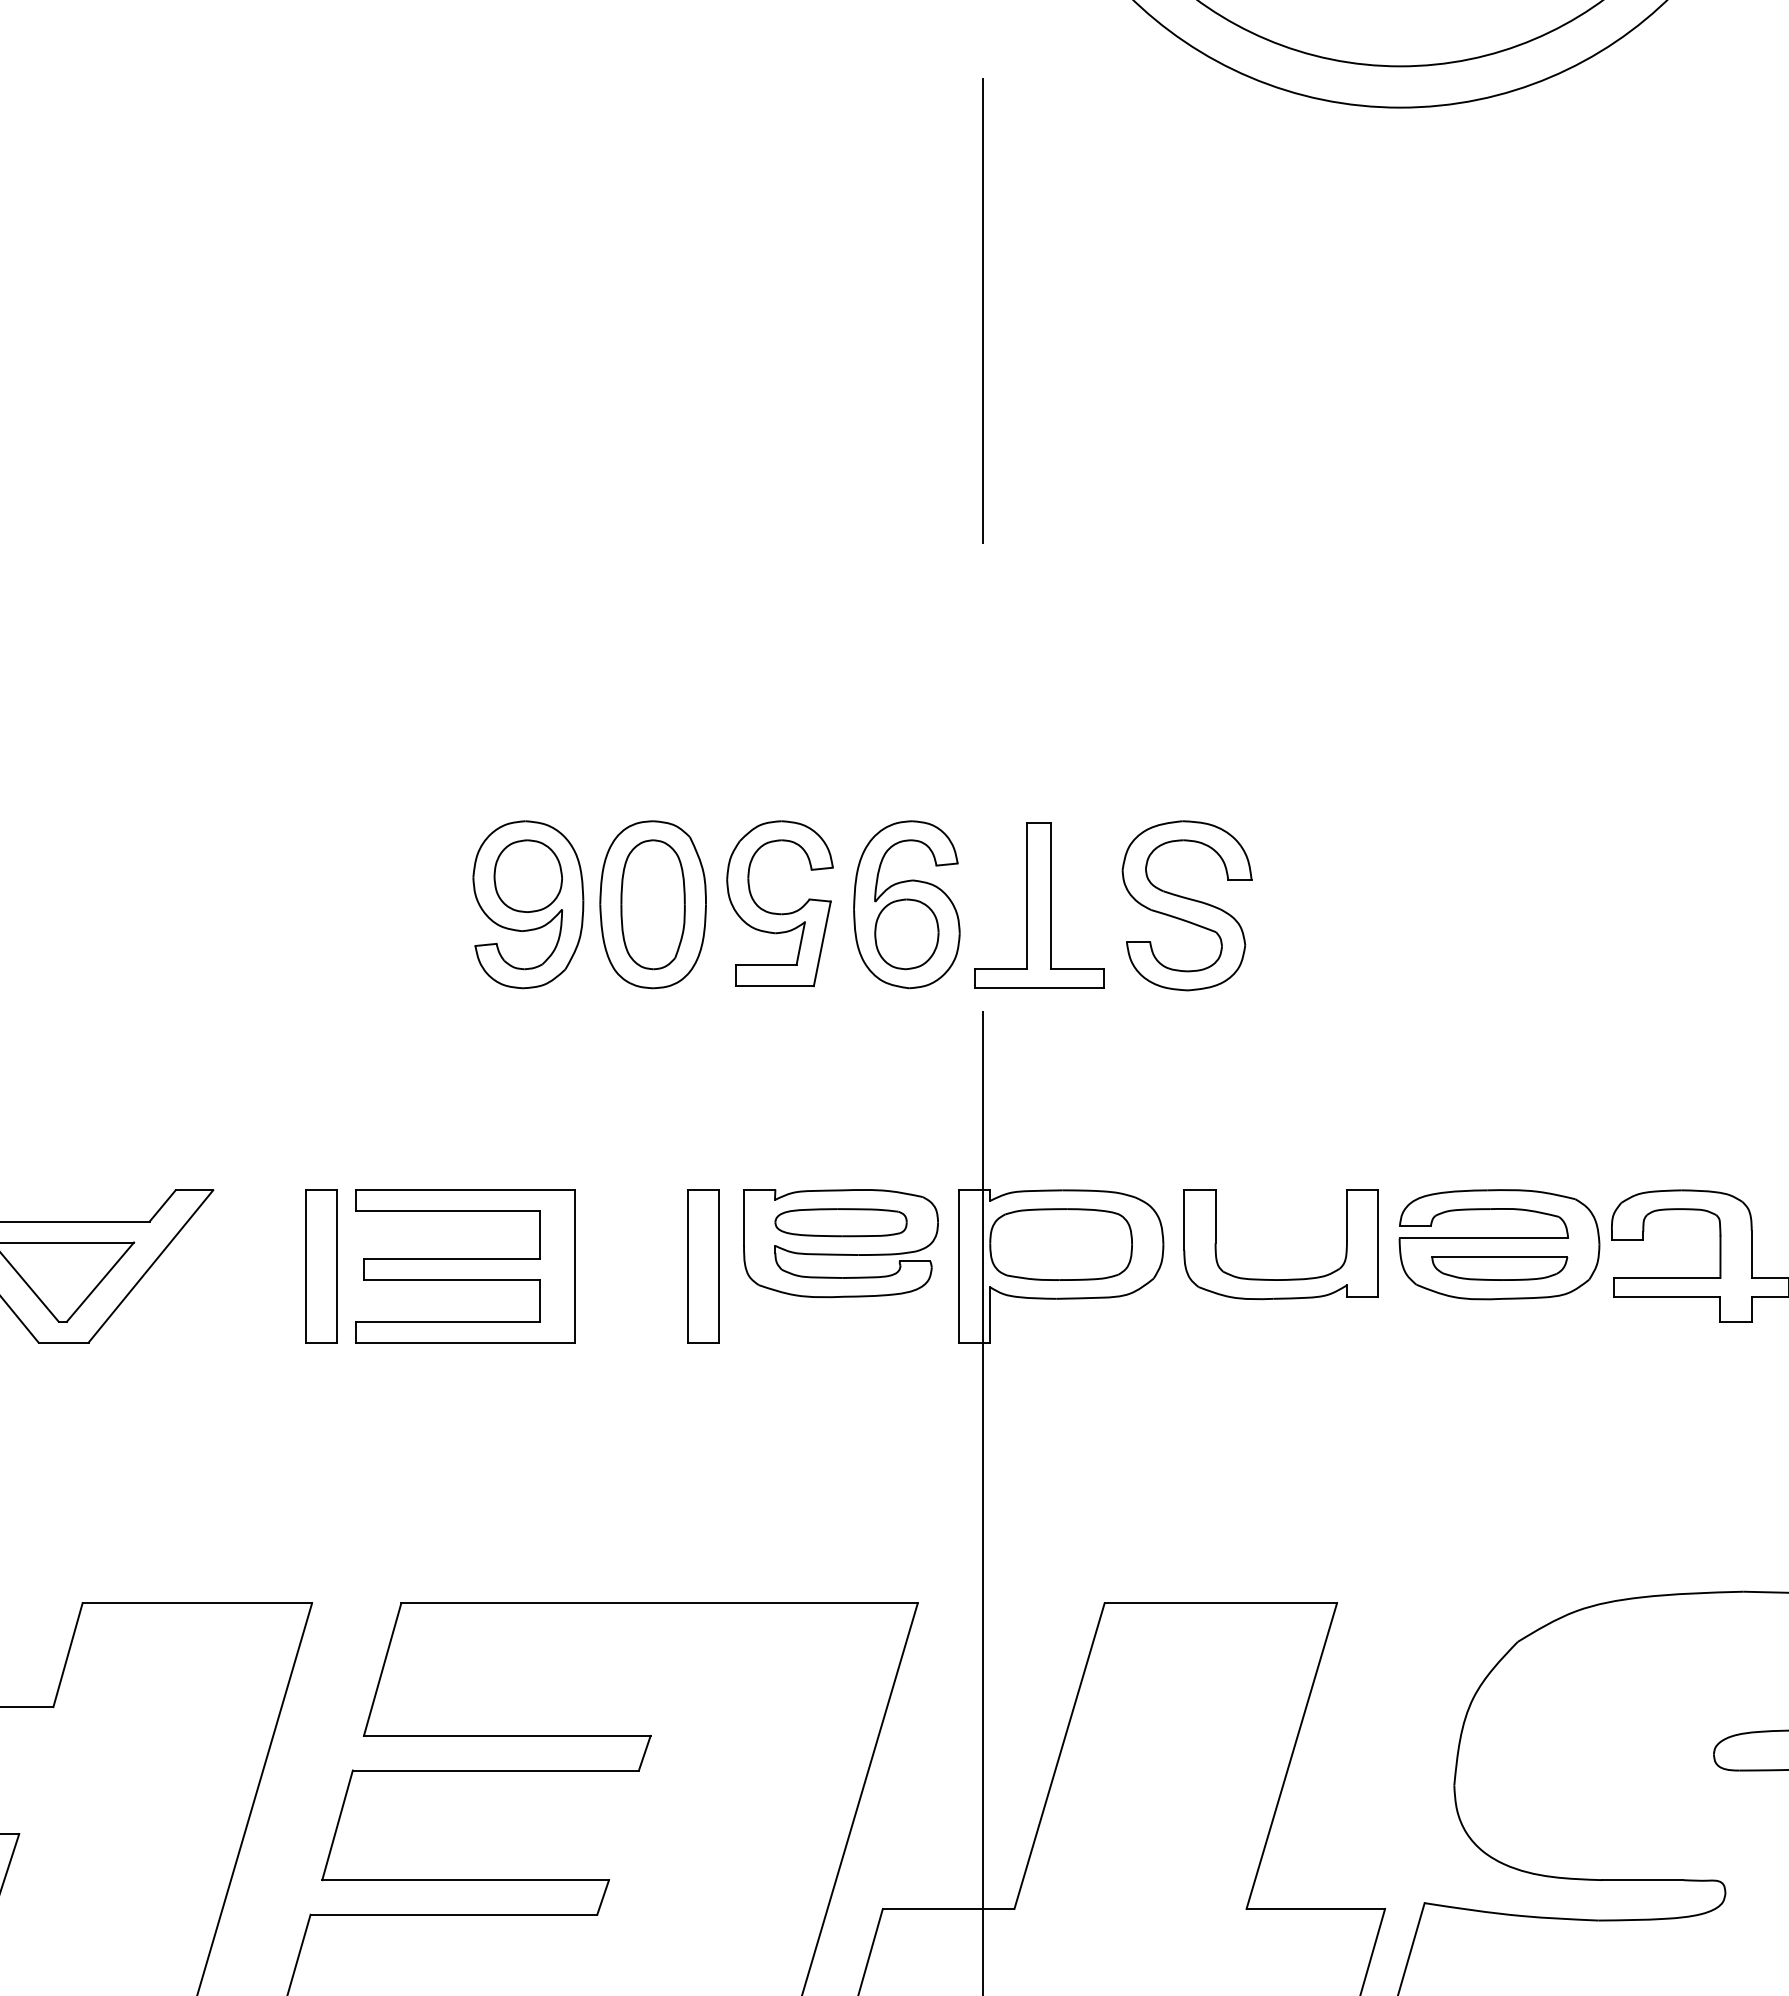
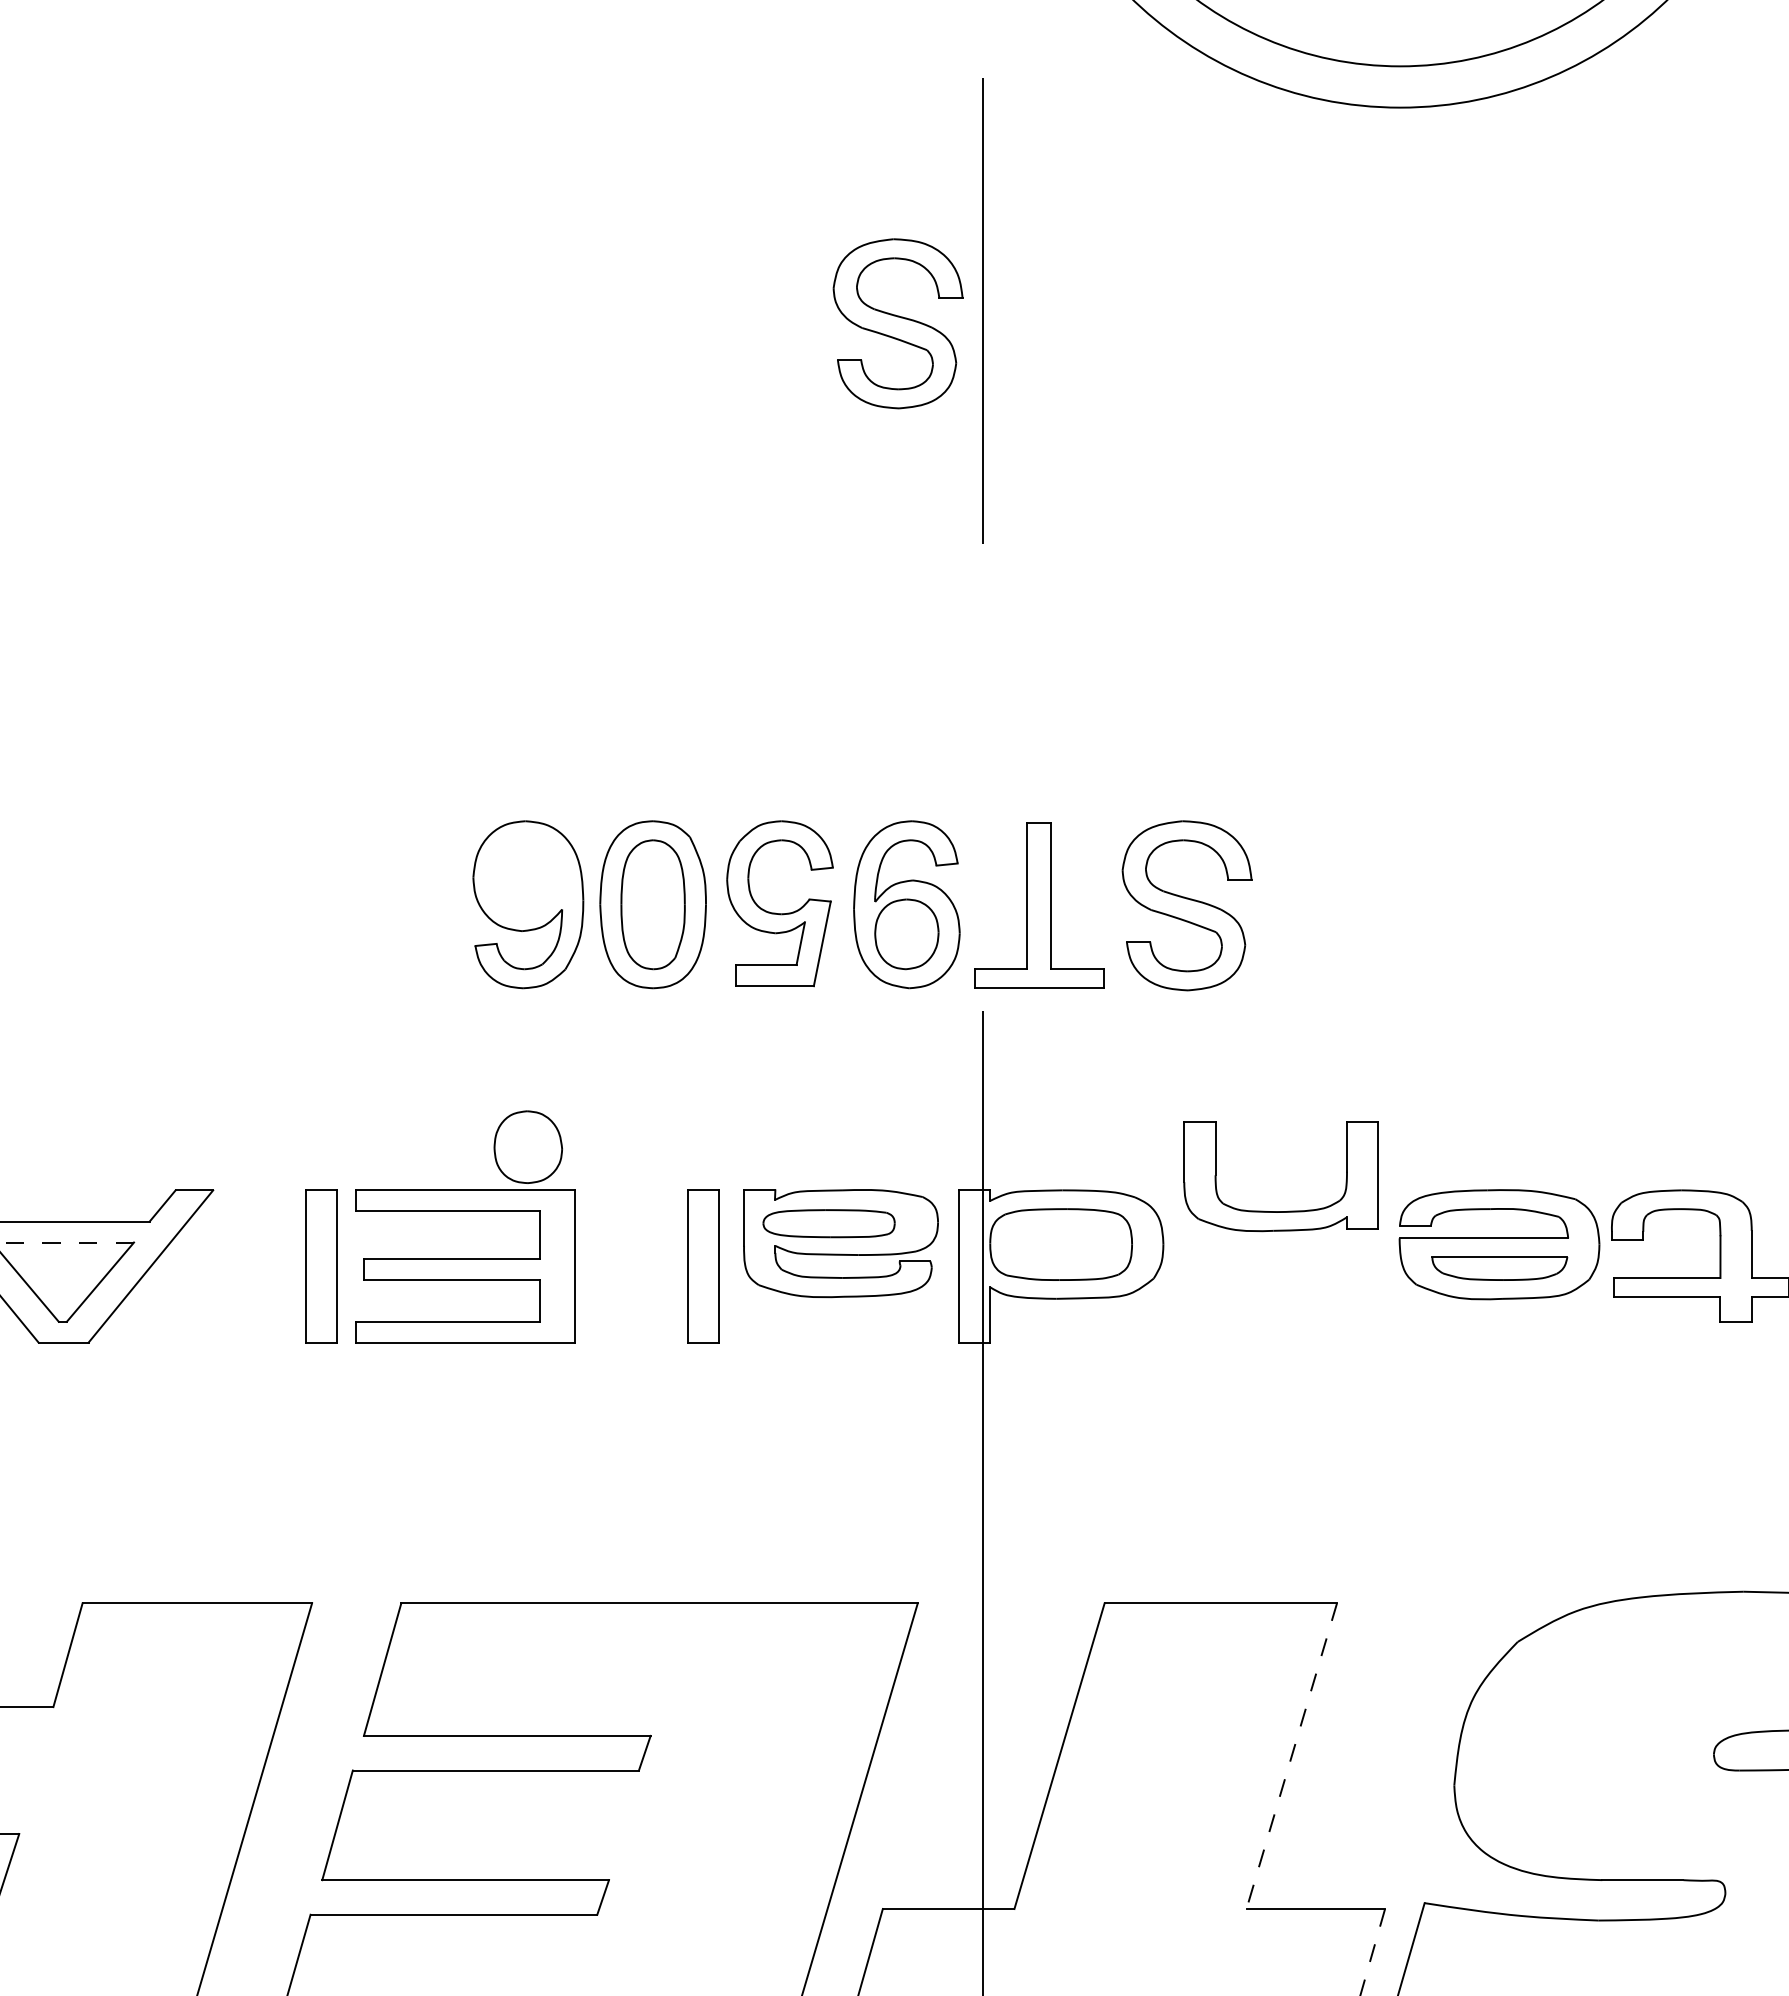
part: none -> present (897, 323)
part position: (527, 875) -> (527, 1146) (527, 1146)
part position: (840, 1222) -> (828, 1223) (828, 1223)
line: solid -> dashed (67, 1242)
part position: (1288, 1278) -> (1288, 1210) (1288, 1210)
line: solid -> dashed (1291, 1756)
line: solid -> dashed (1372, 1952)
